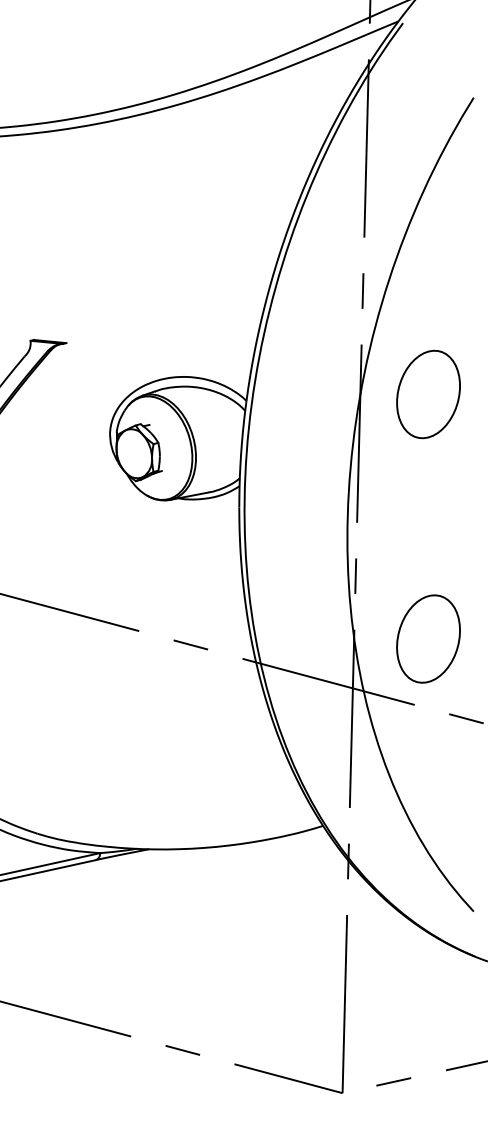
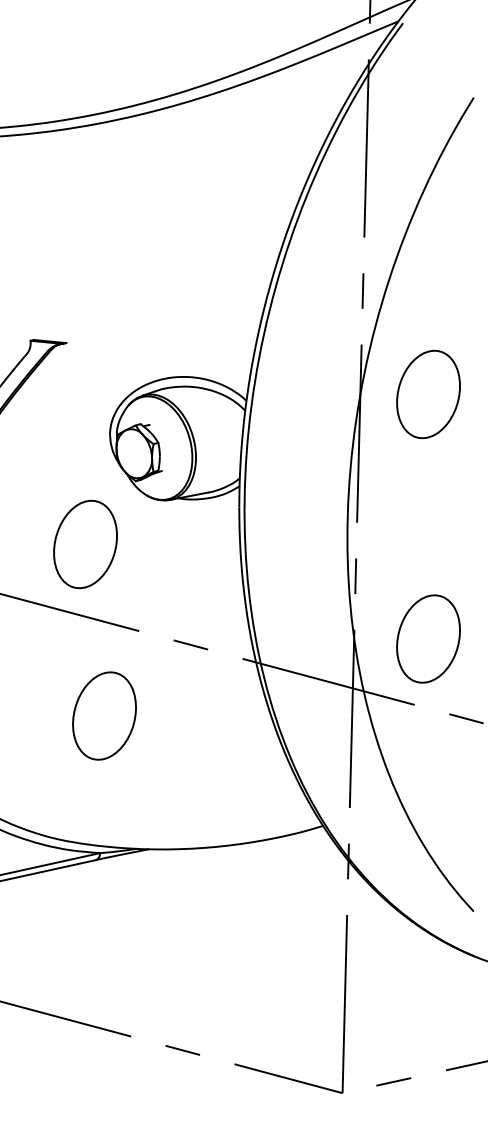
part: none -> present (85, 544)
part: none -> present (104, 715)
